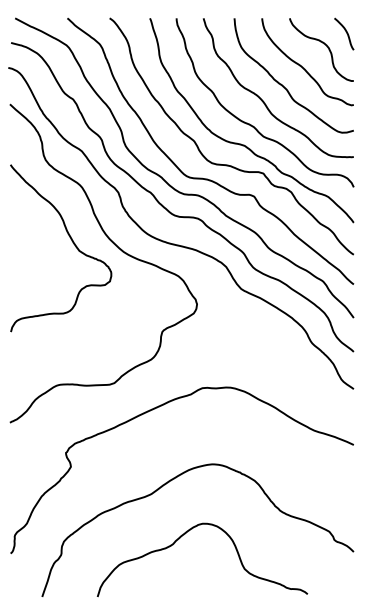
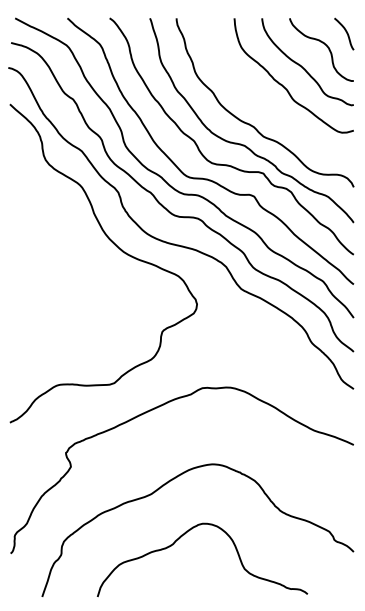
curve: present -> none (264, 101)
curve: present -> none (71, 241)
